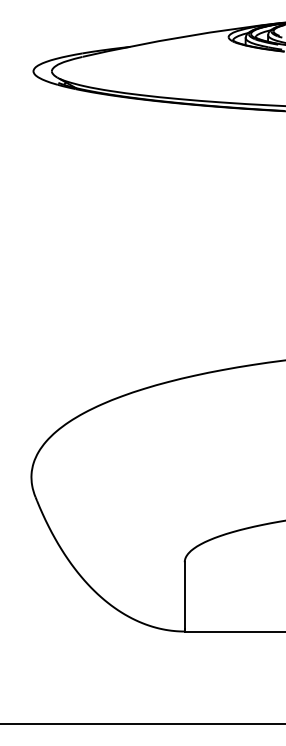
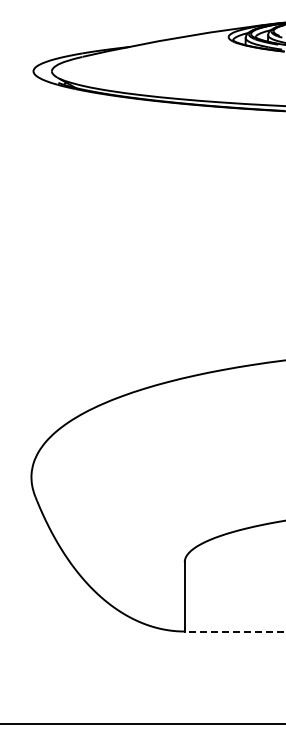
line: solid -> dashed (234, 631)
